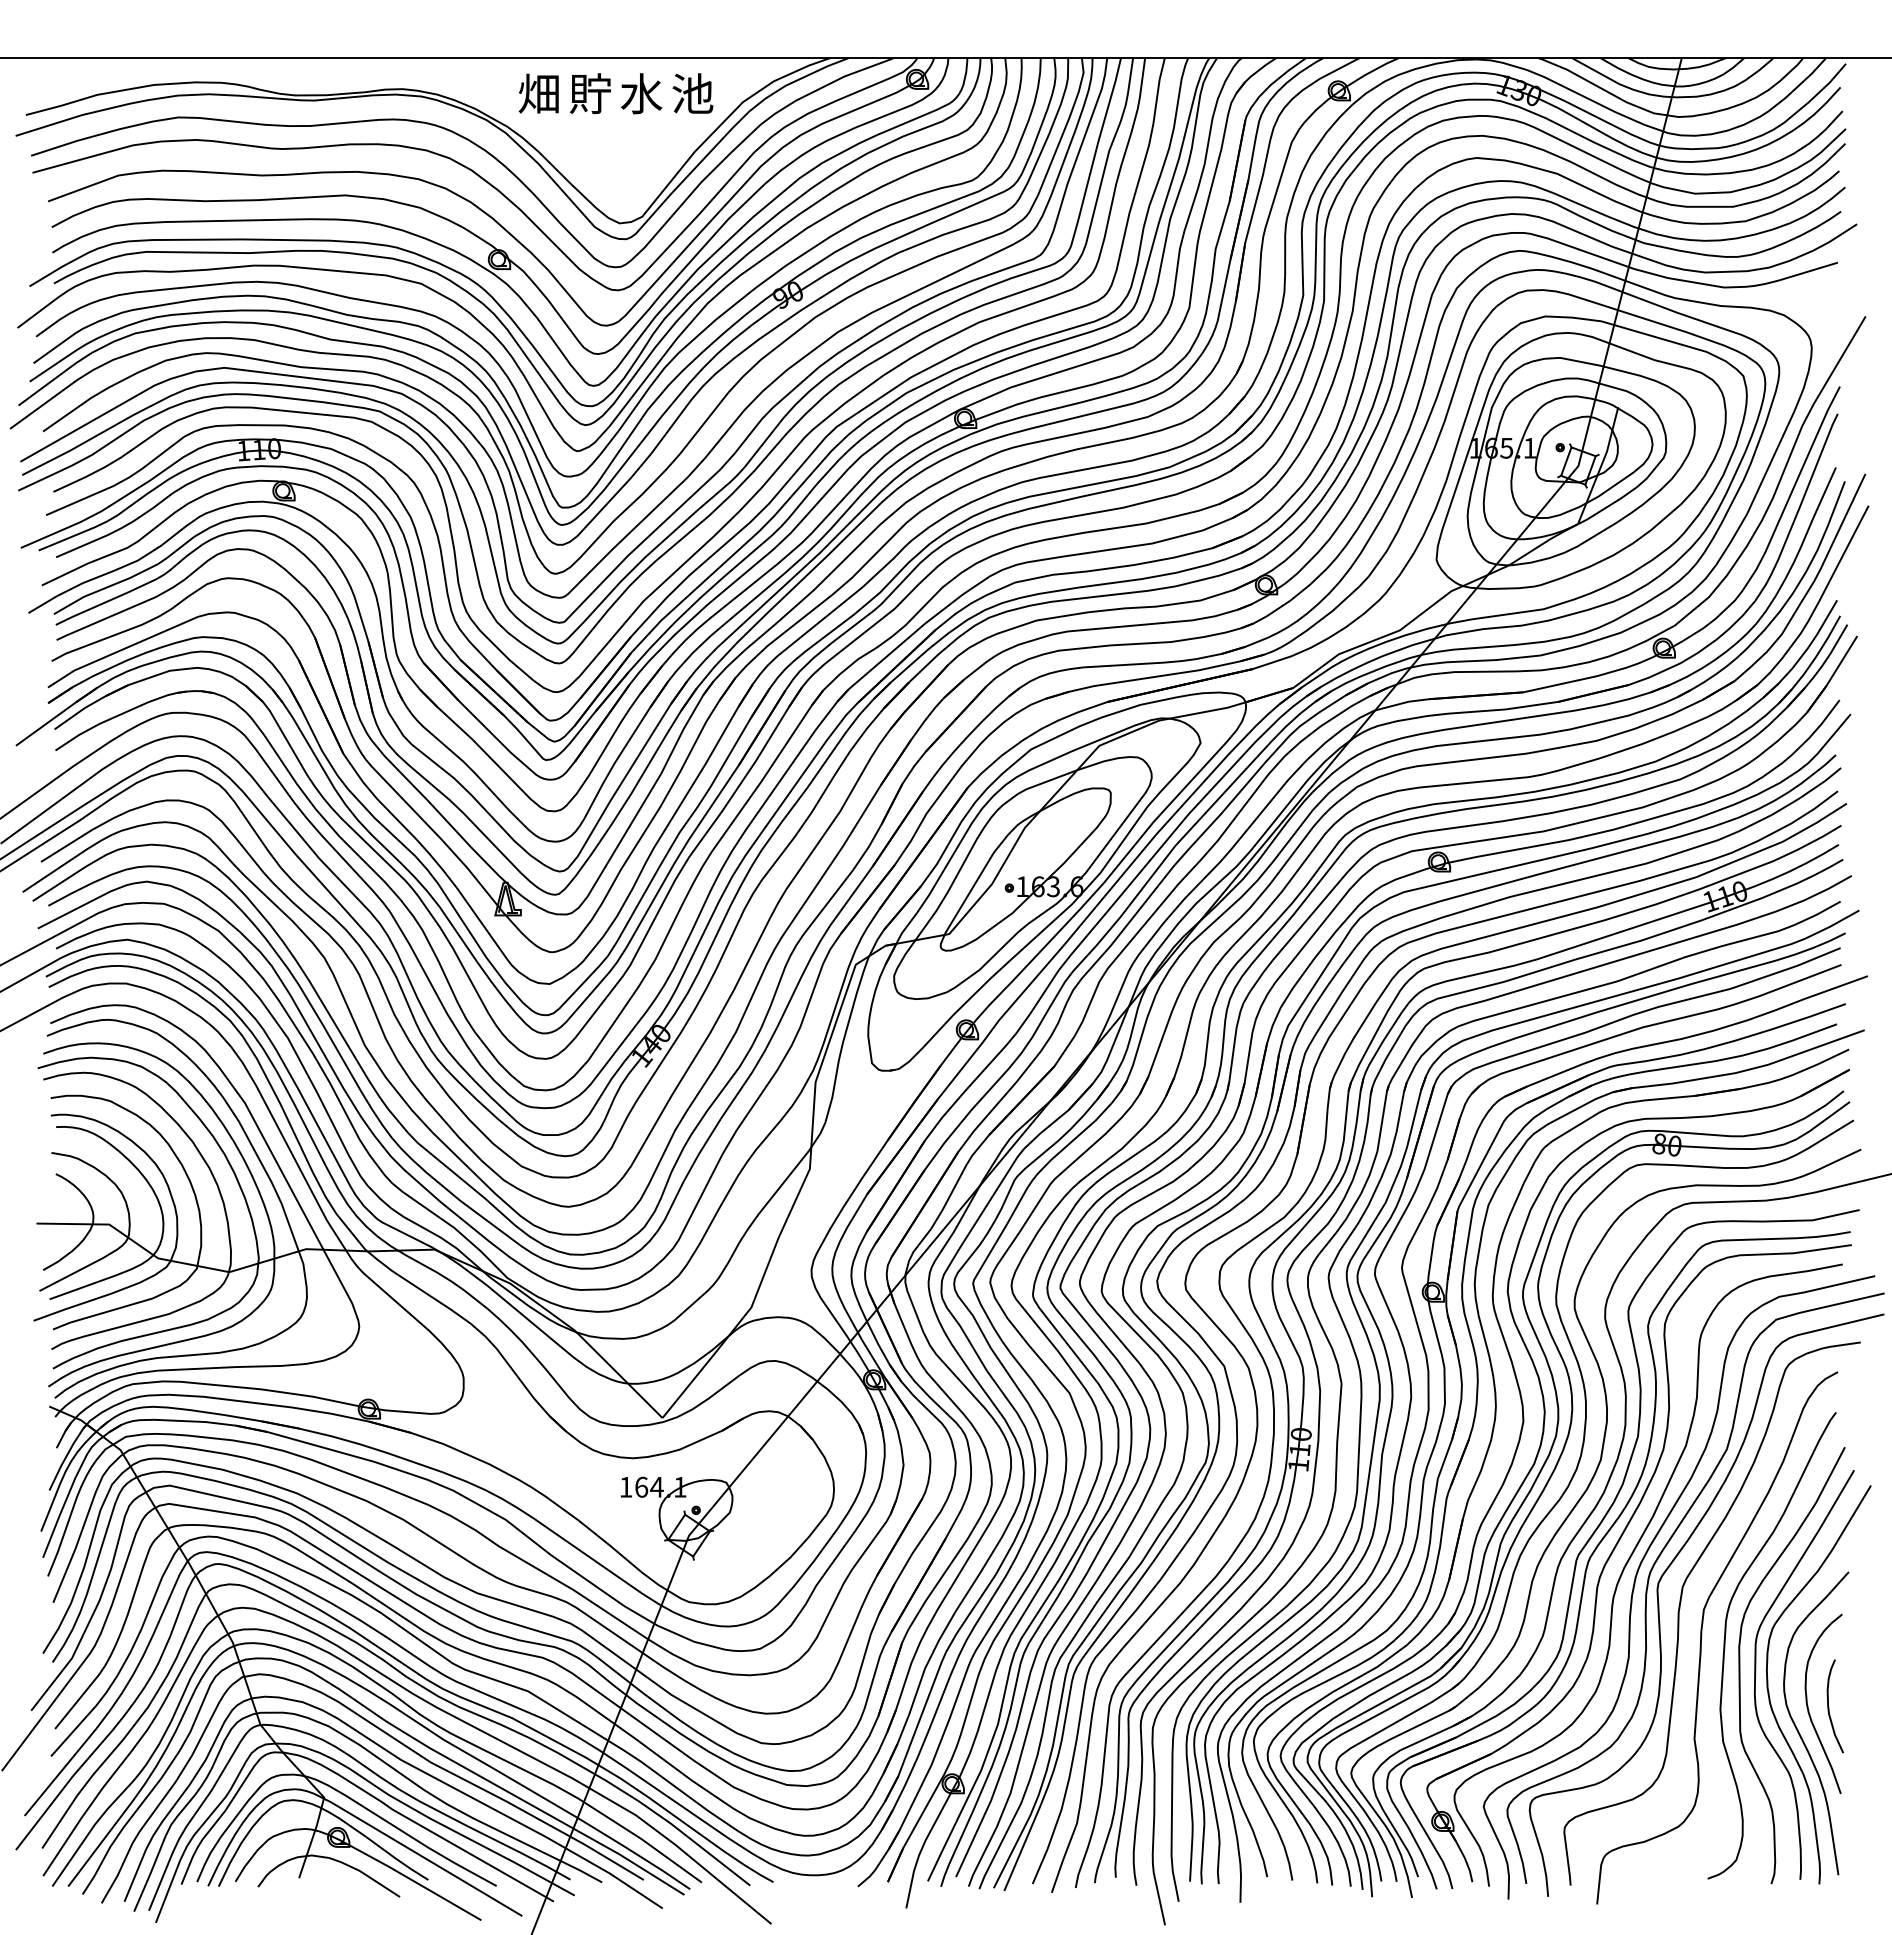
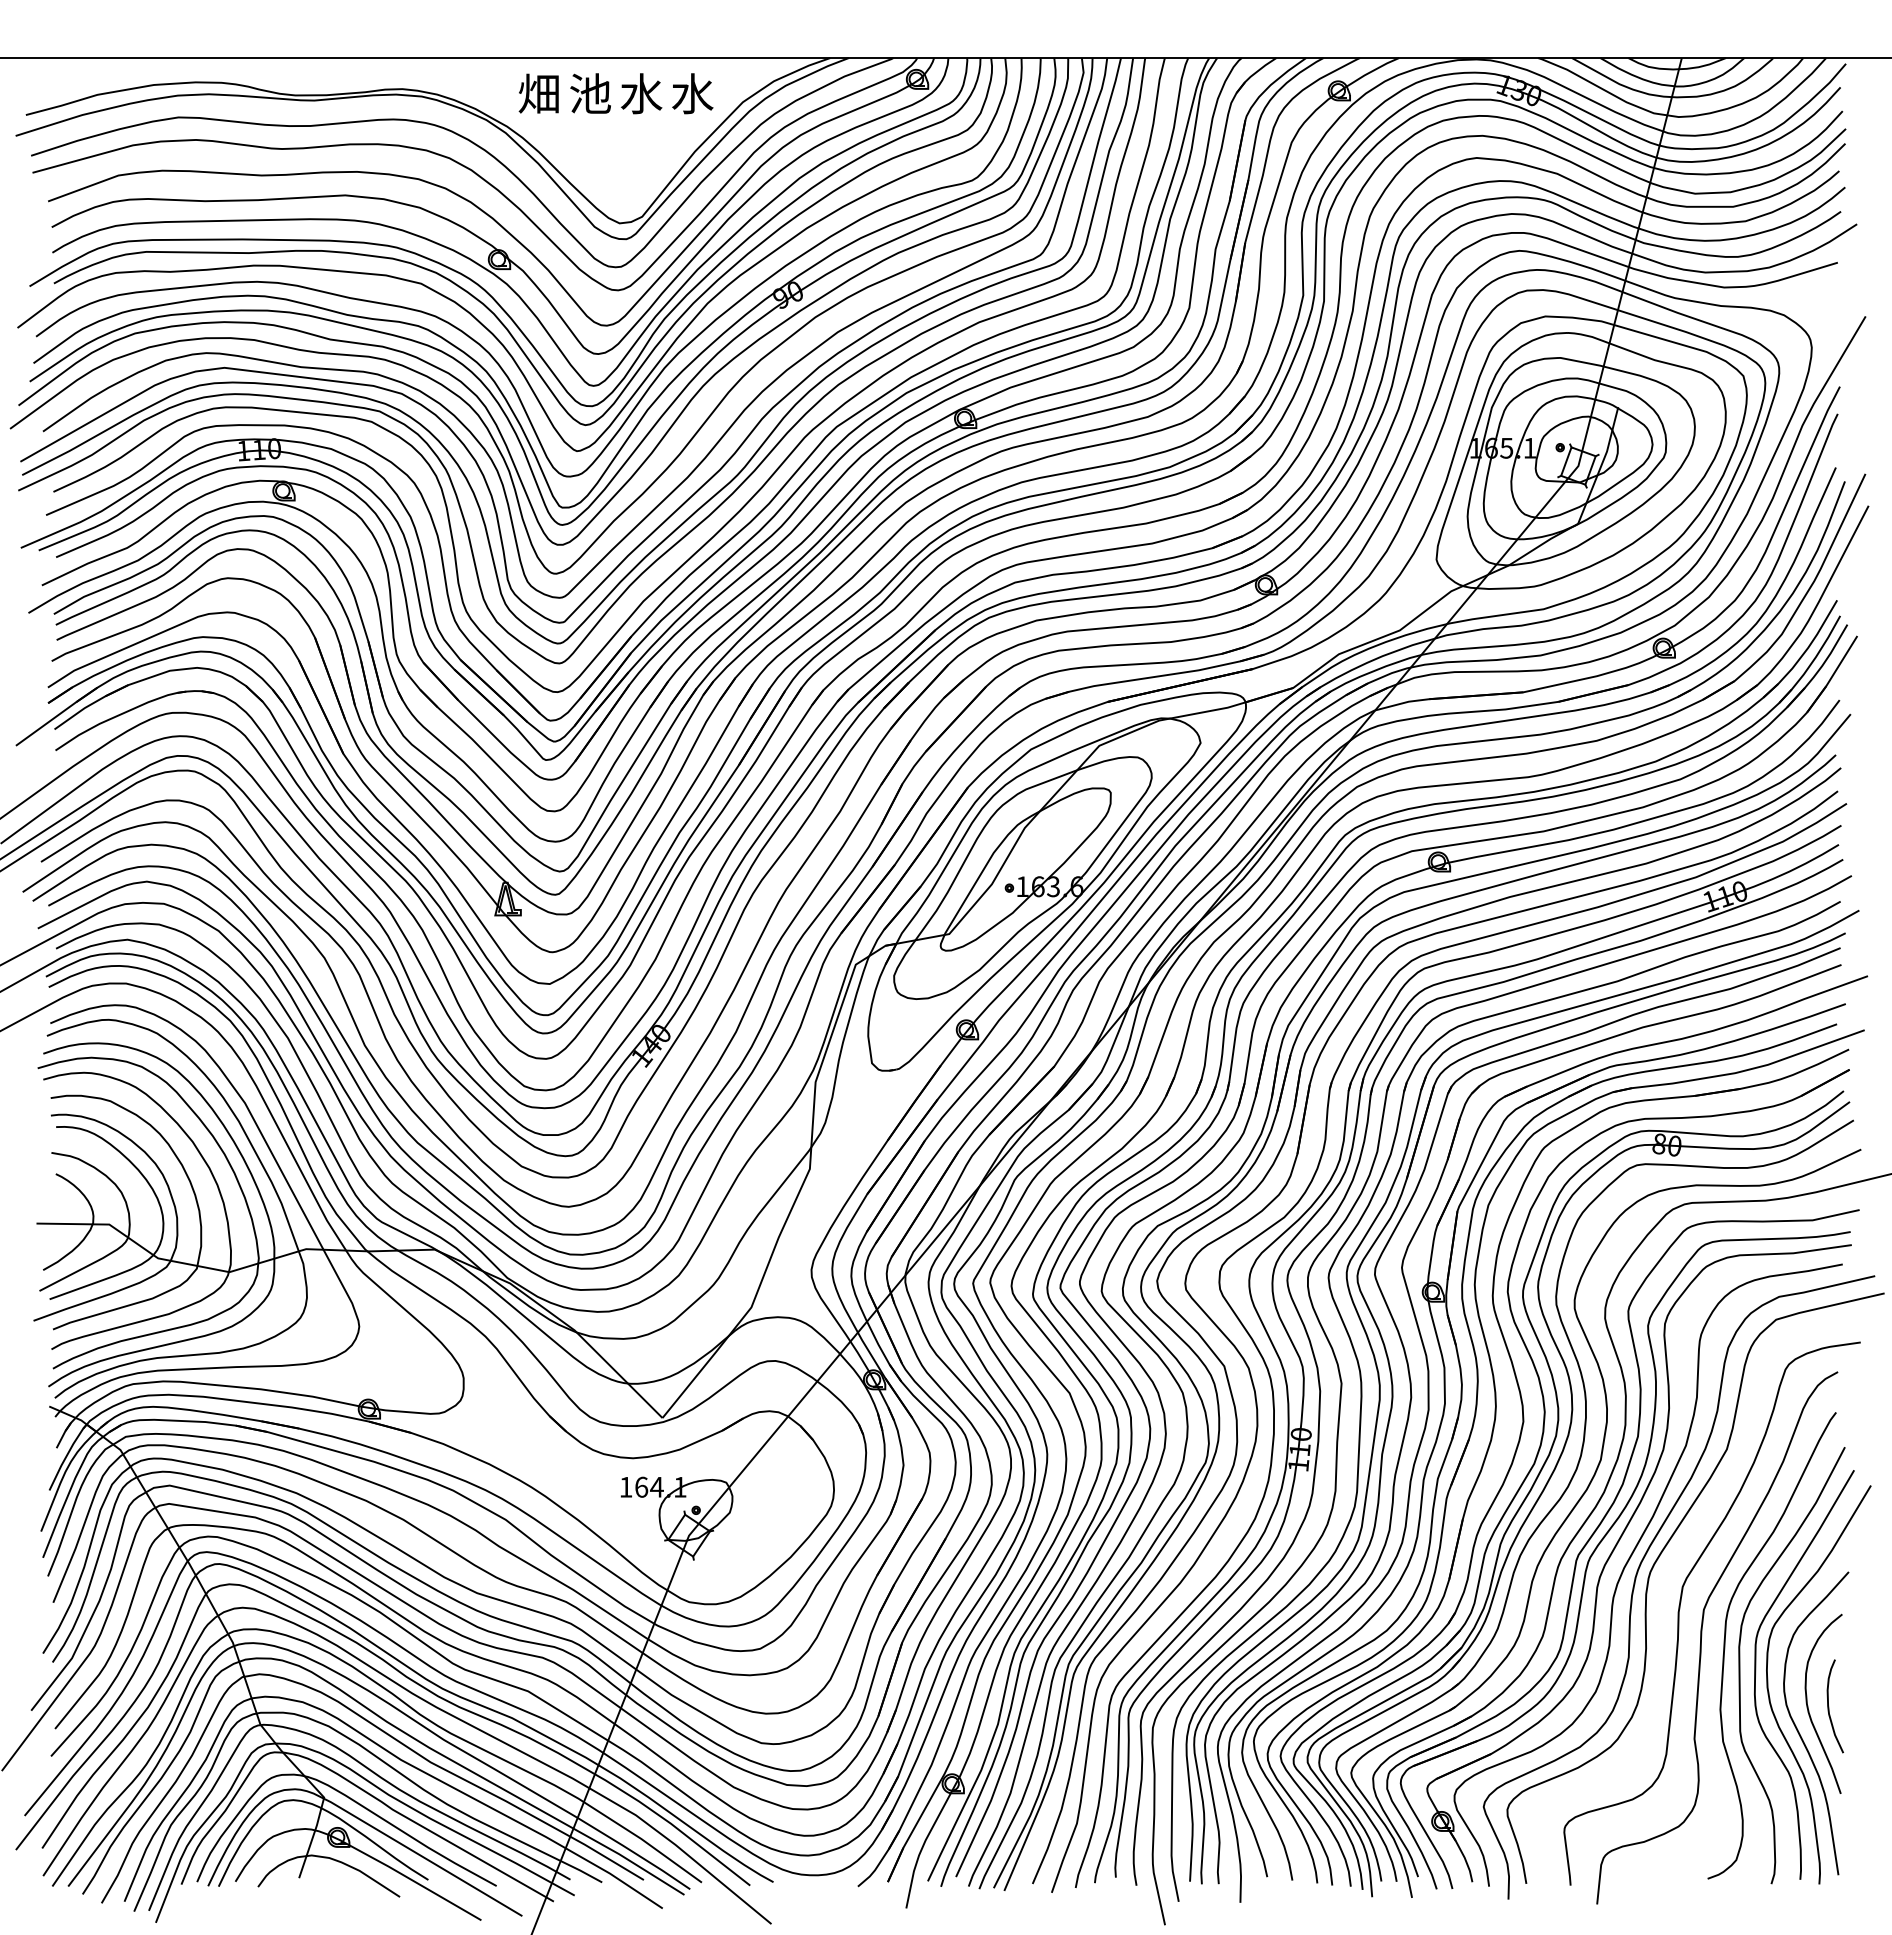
text: 貯 -> 池 (589, 93)
text: 池 -> 水 (692, 93)
curve: present -> none (1659, 1604)
